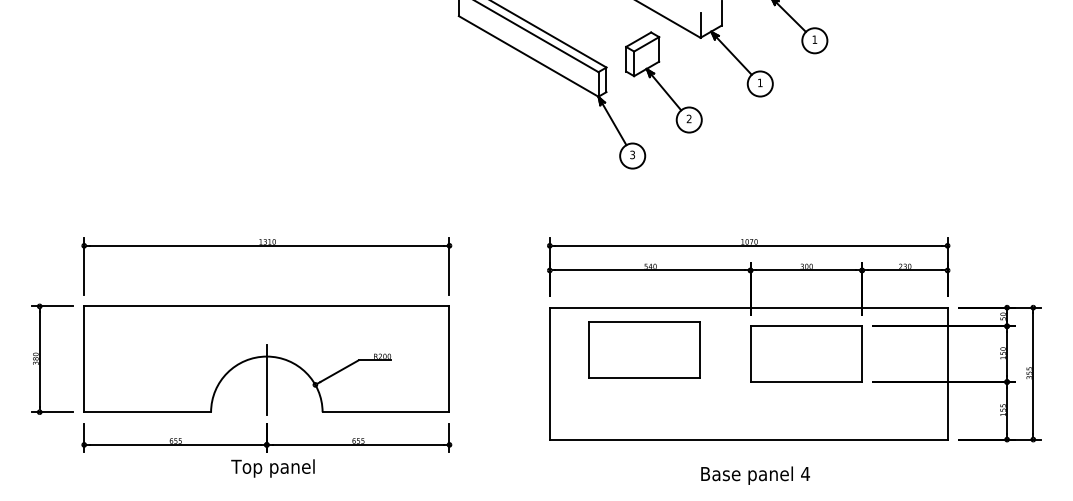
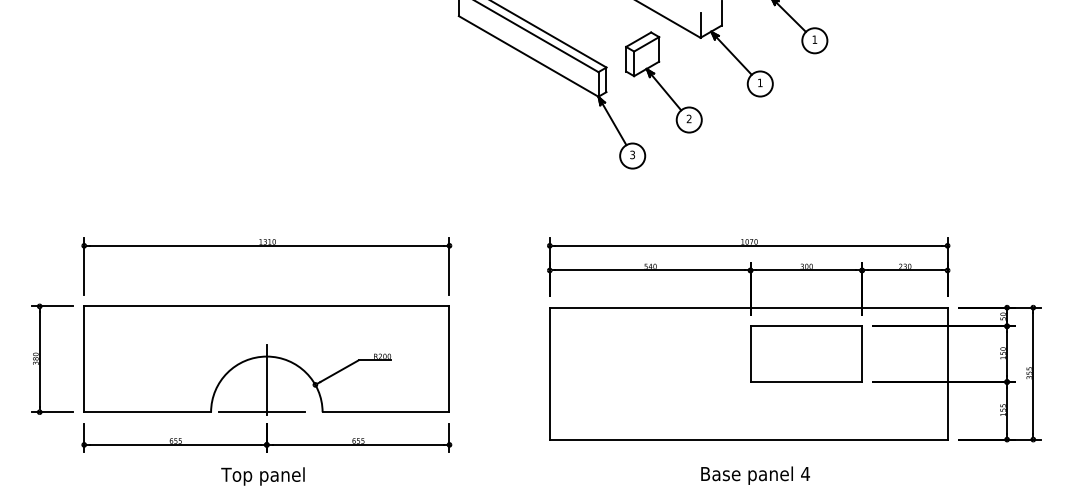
part: present -> none (644, 349)
line: none -> present (261, 412)
text position: (272, 468) -> (262, 476) (262, 476)
